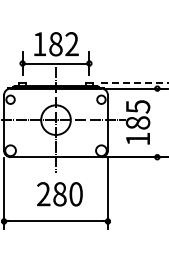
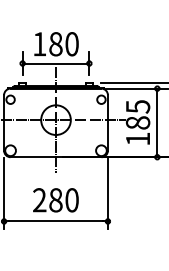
text: 182 -> 180 (71, 44)
line: dashed -> solid (134, 82)
line: none -> present (157, 122)
text position: (59, 194) -> (55, 200) (55, 200)
